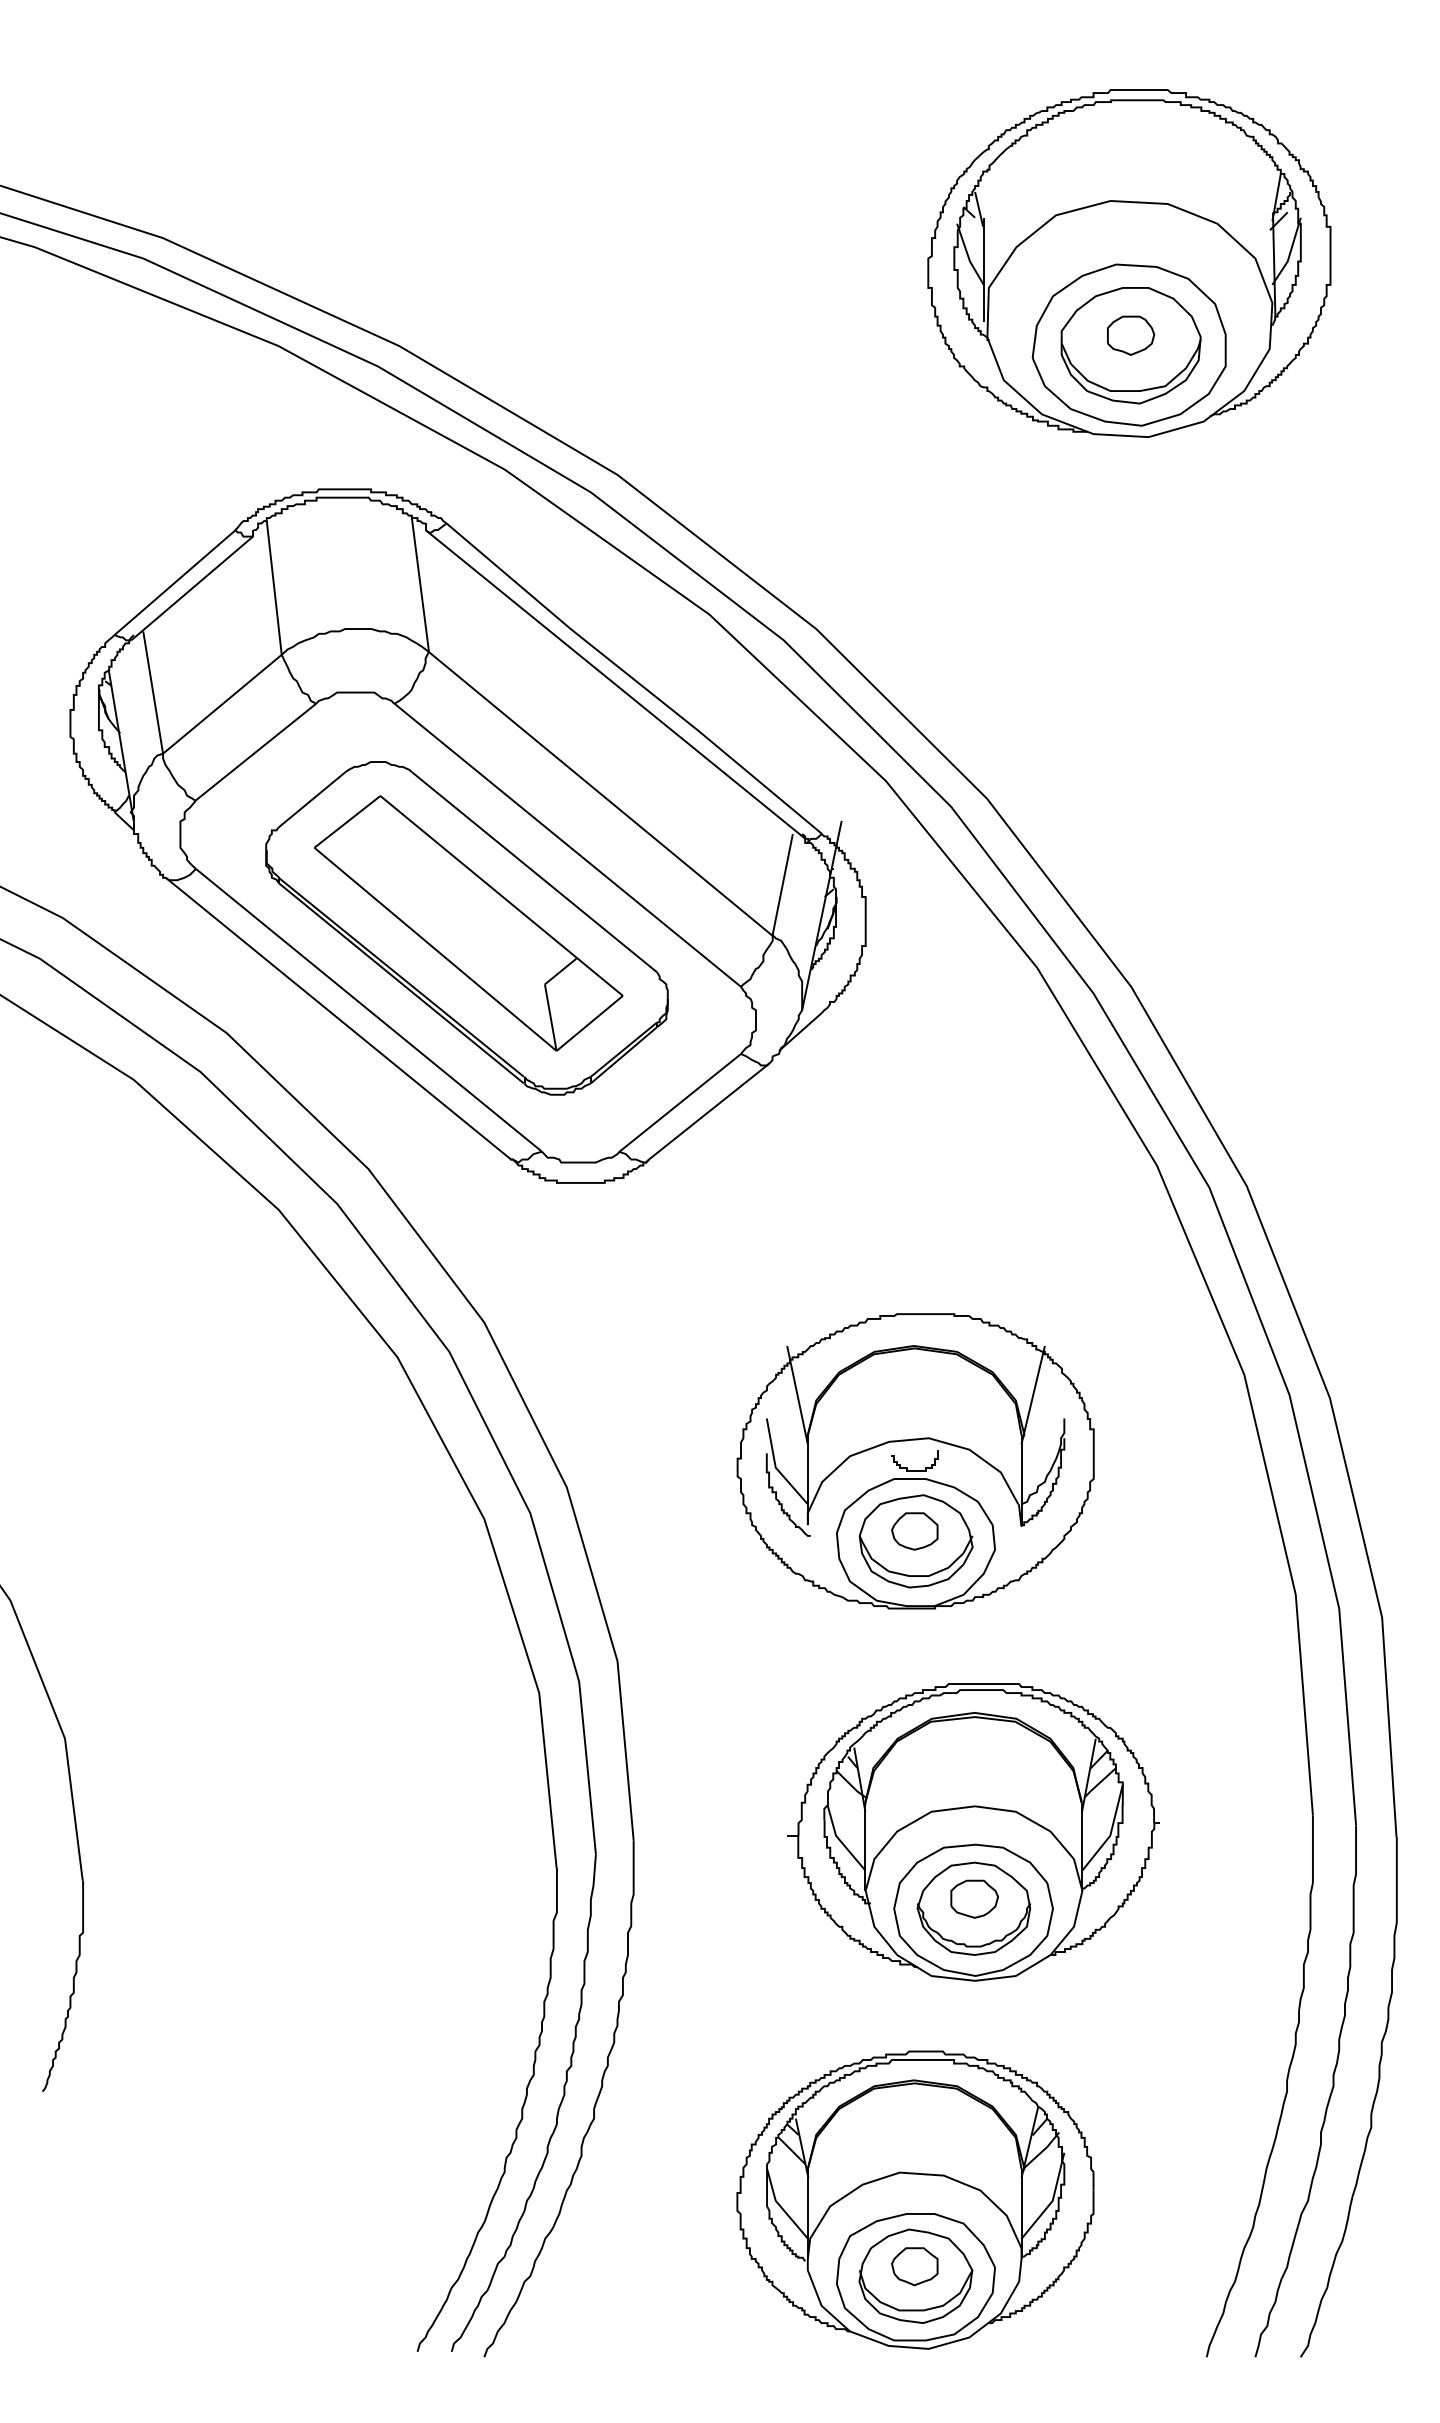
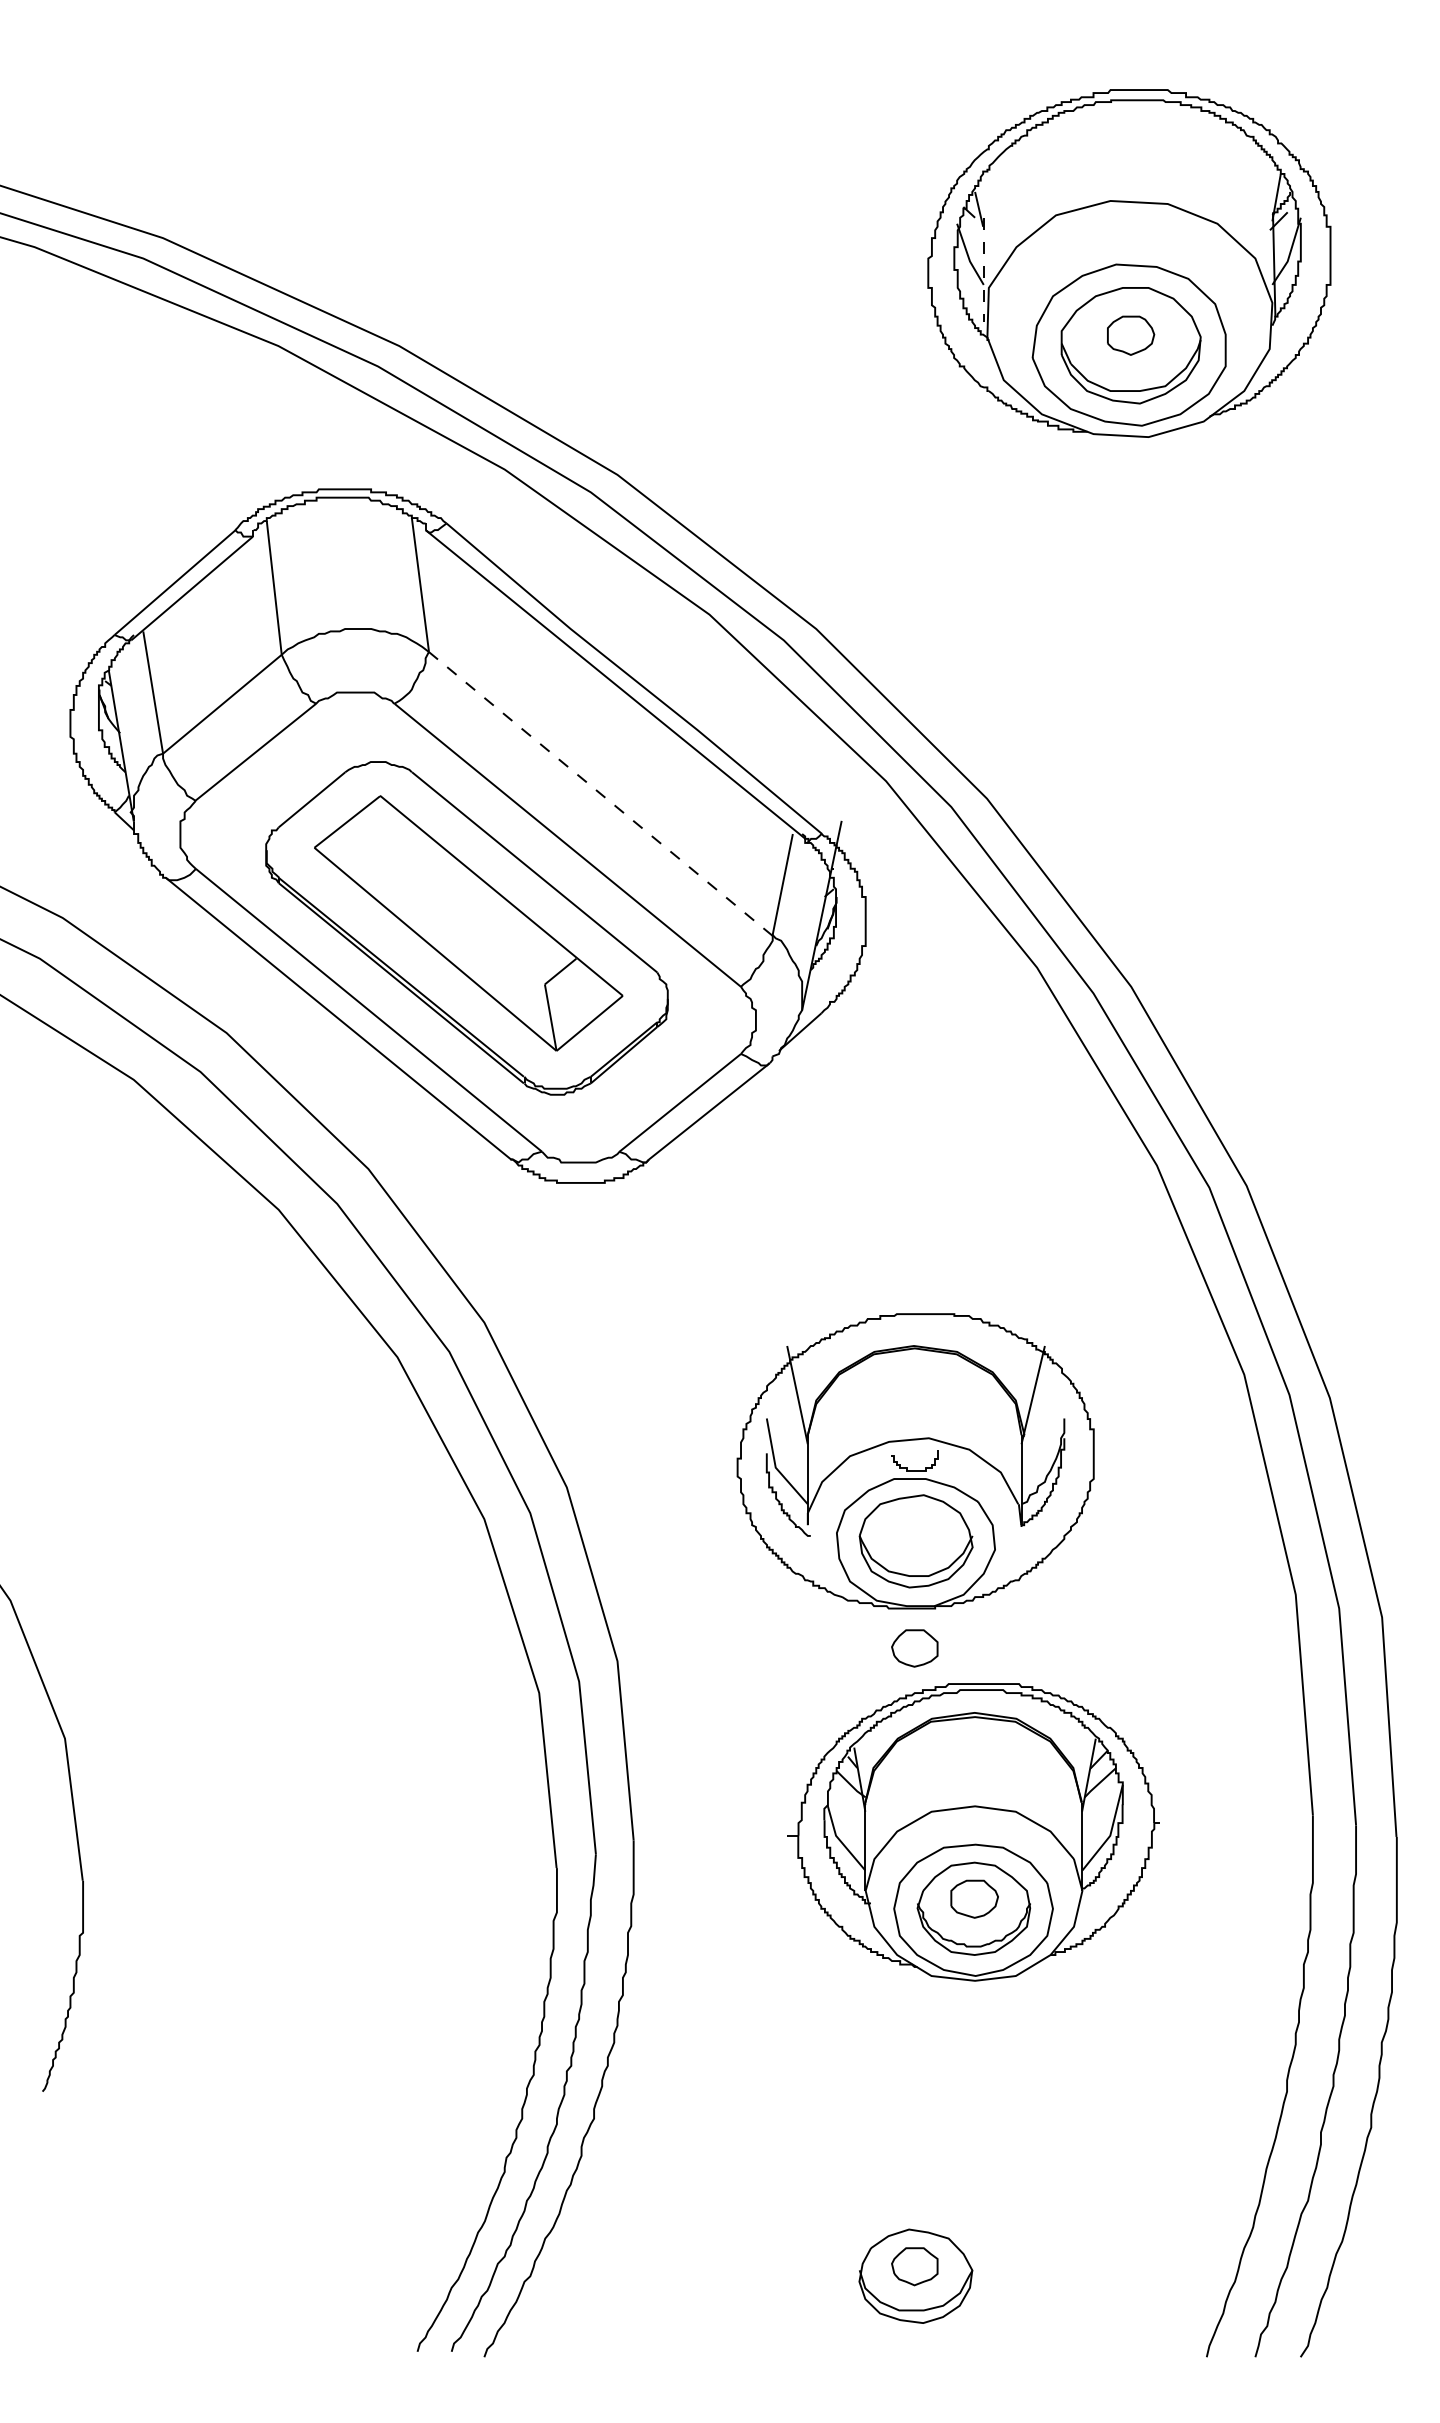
line: solid -> dashed (983, 270)
line: solid -> dashed (601, 794)
part position: (914, 1531) -> (914, 1648) (914, 1648)
part: present -> none (915, 2199)
